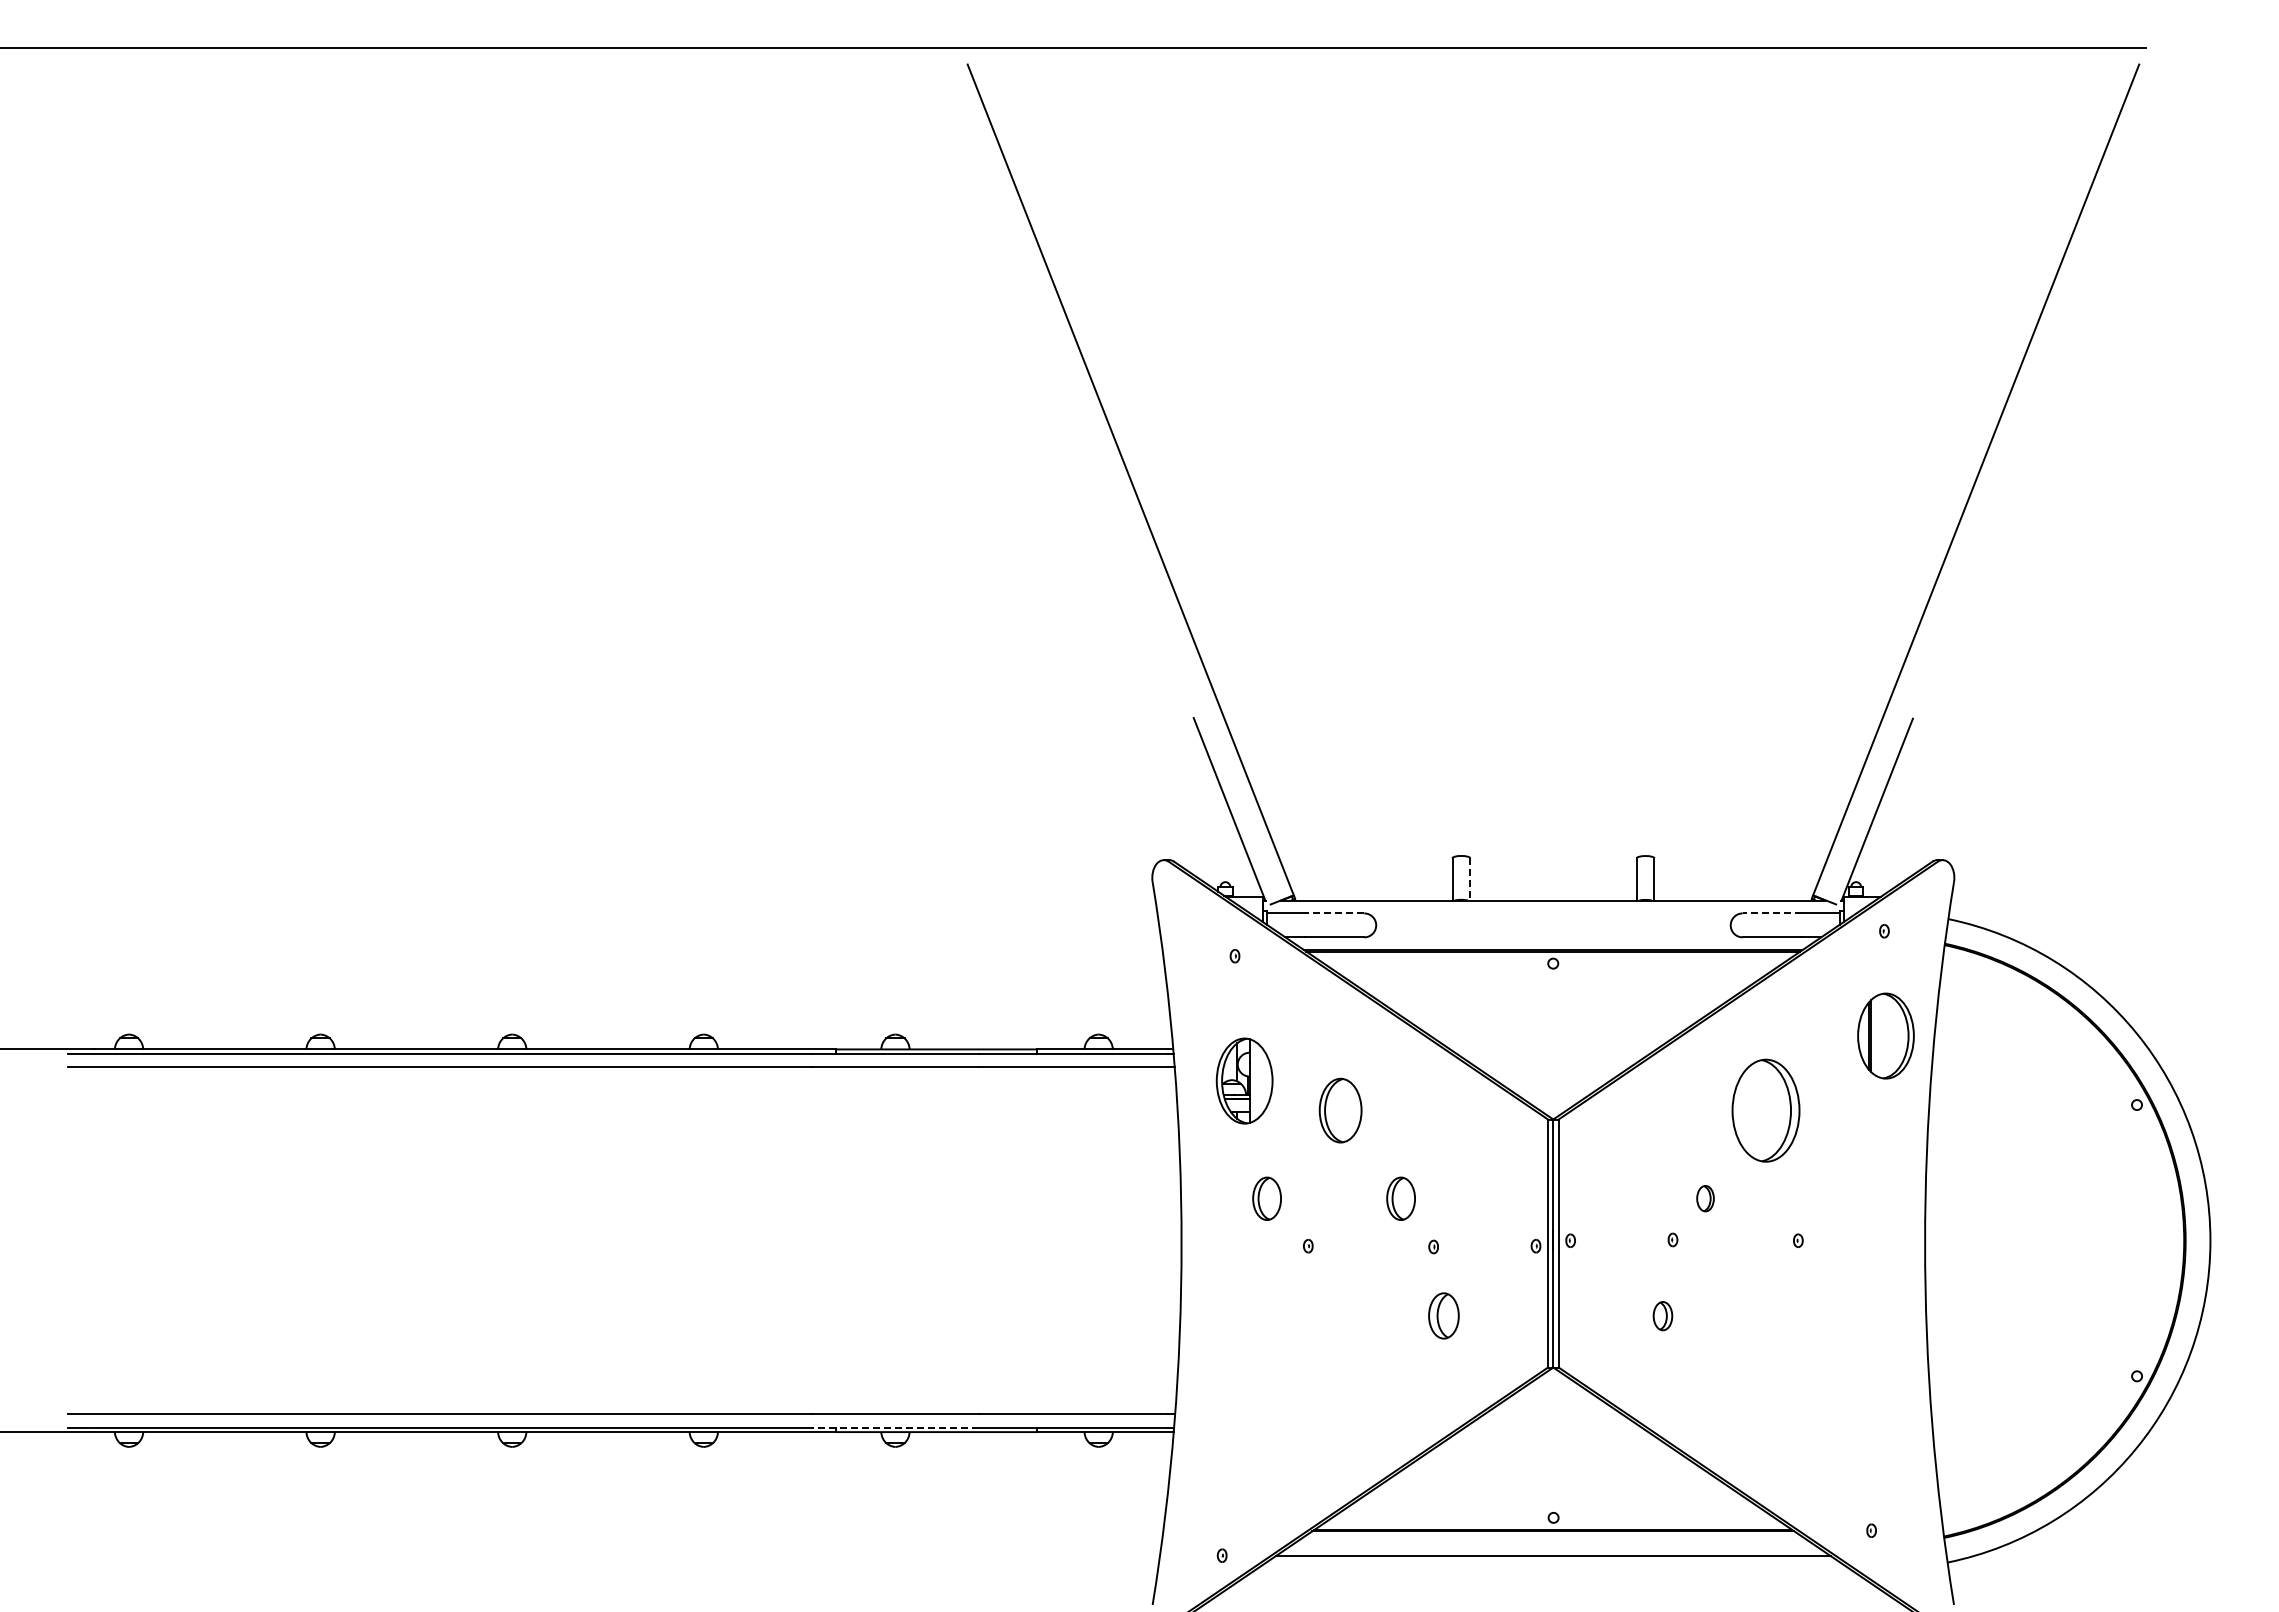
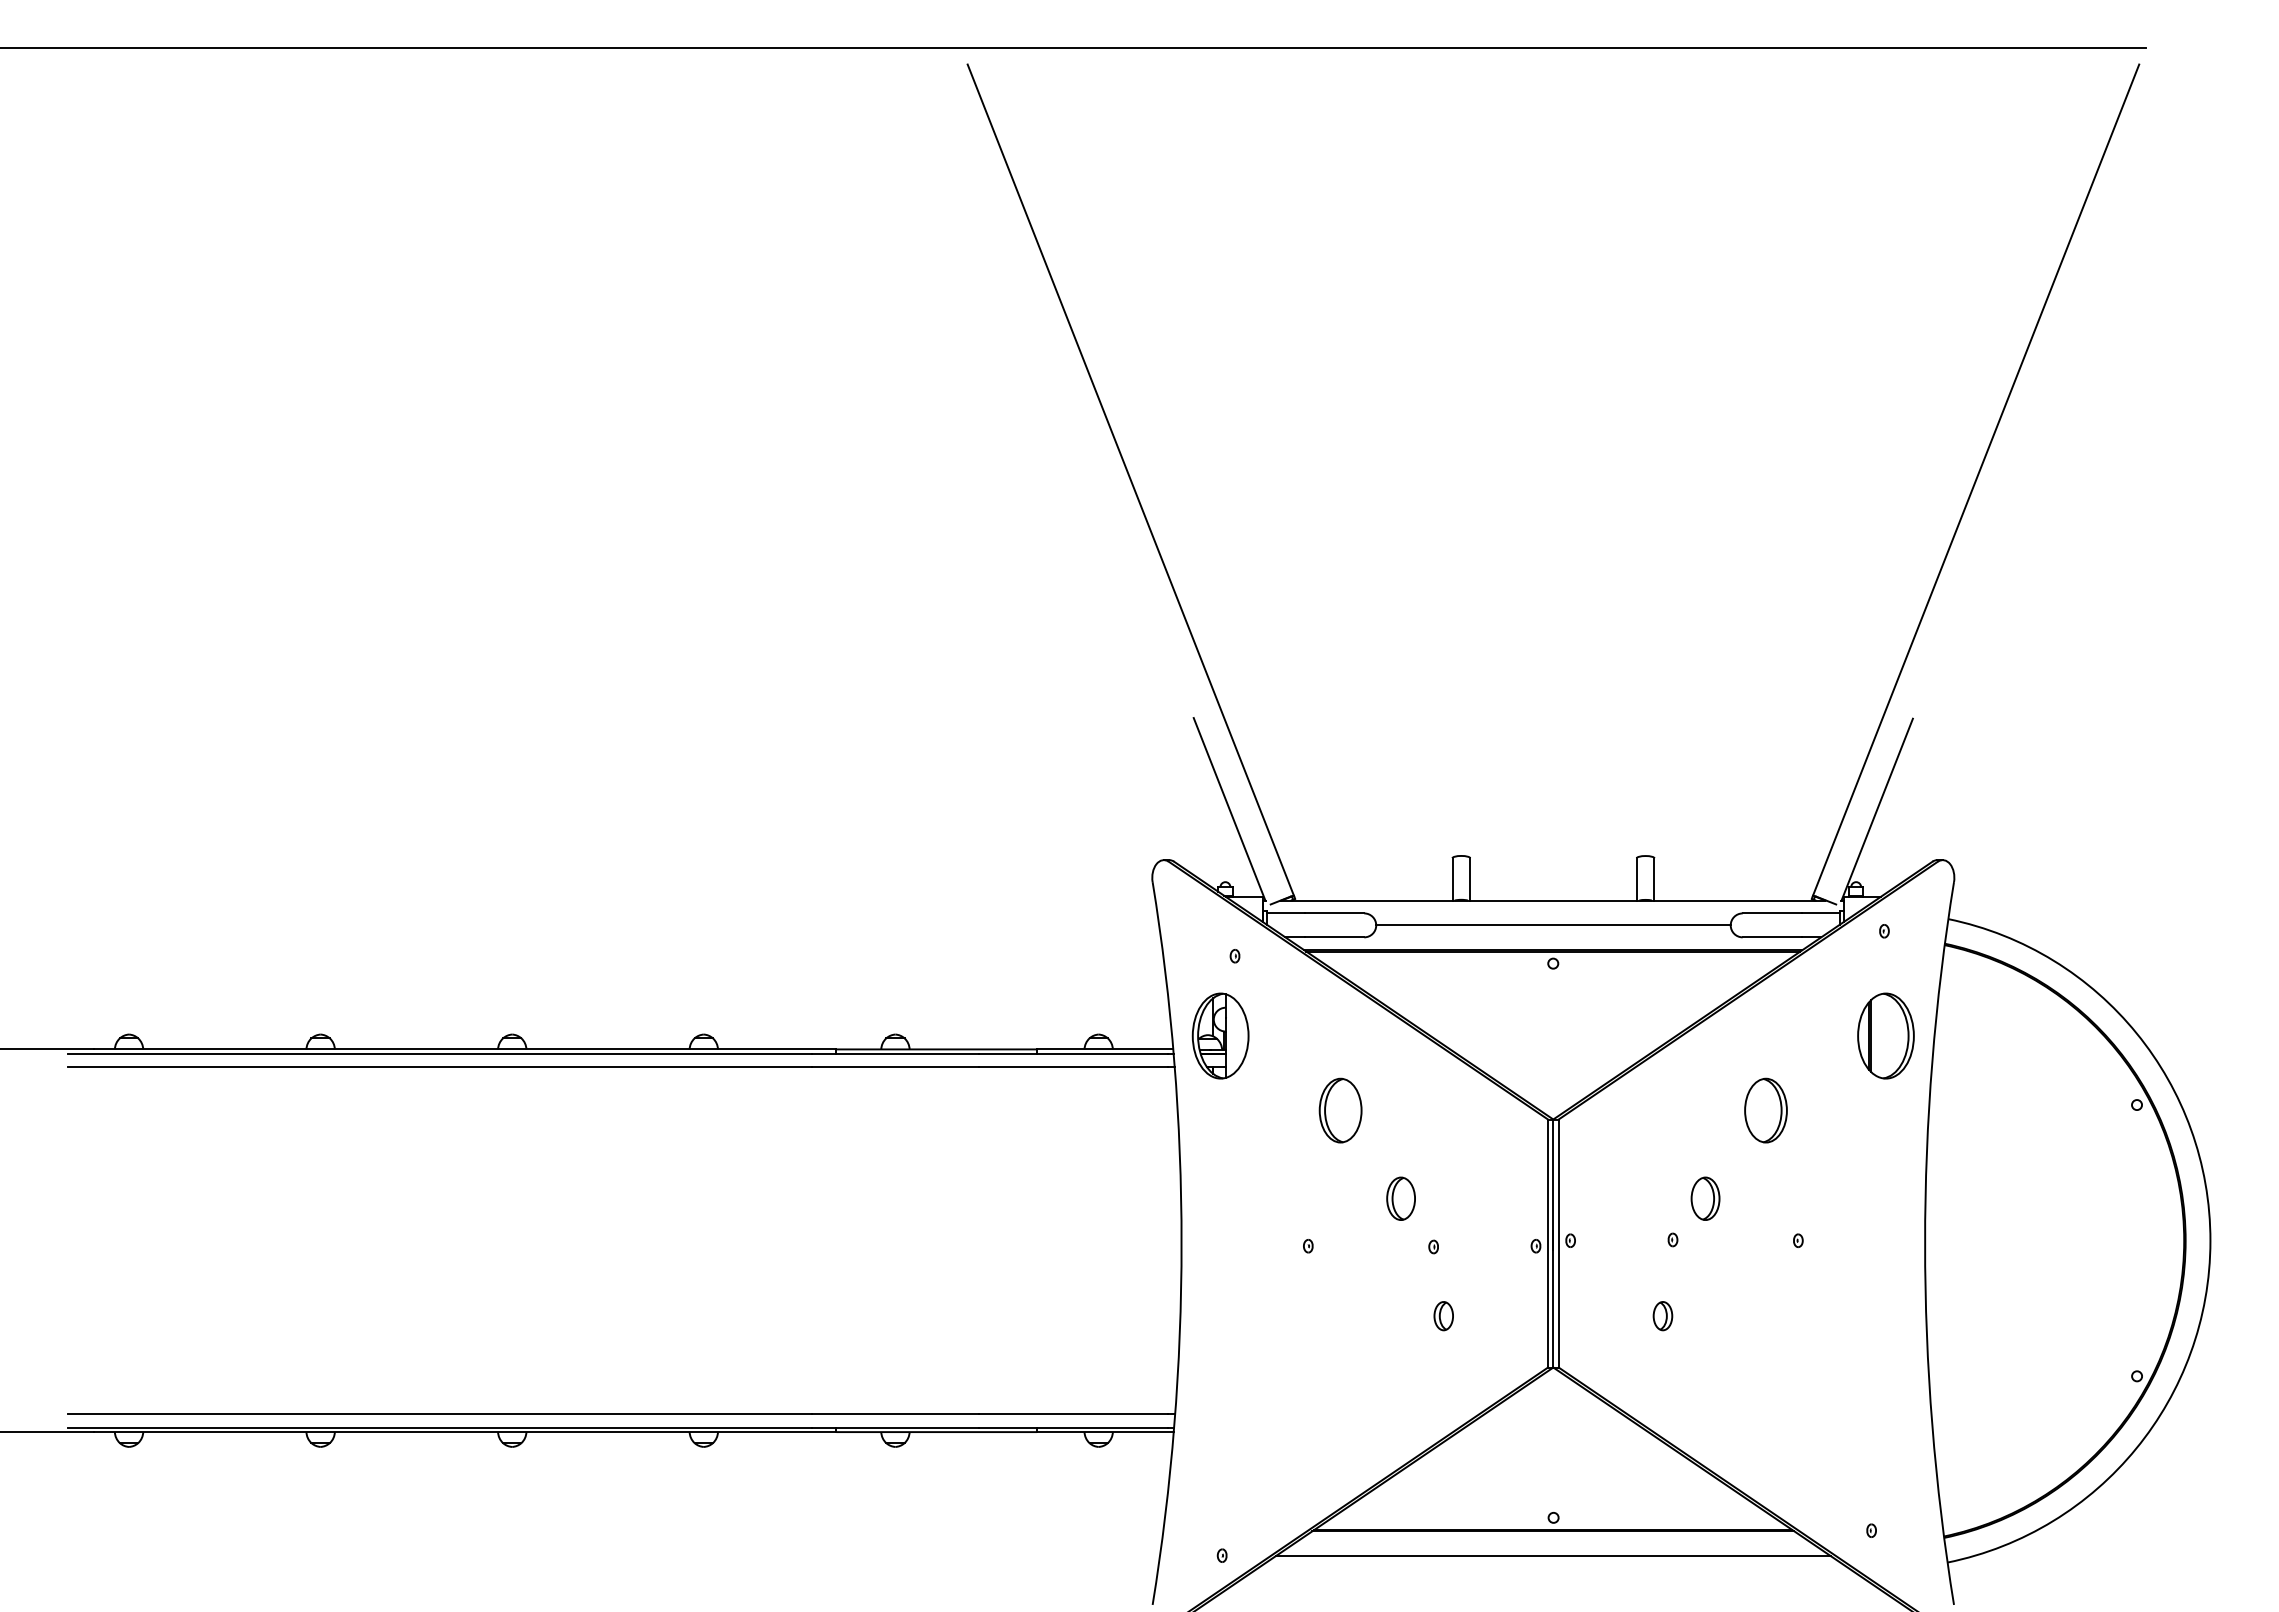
line: dashed -> solid (1470, 879)
line: dashed -> solid (1334, 913)
line: dashed -> solid (1772, 913)
line: none -> present (1553, 925)
part position: (1244, 1080) -> (1220, 1035) (1220, 1035)
part size: 70x105 px -> 44x67 px (1765, 1110)
part: present -> none (1266, 1198)
part size: 19x28 px -> 31x45 px (1705, 1198)
part size: 32x48 px -> 21x31 px (1443, 1316)
line: dashed -> solid (895, 1427)
